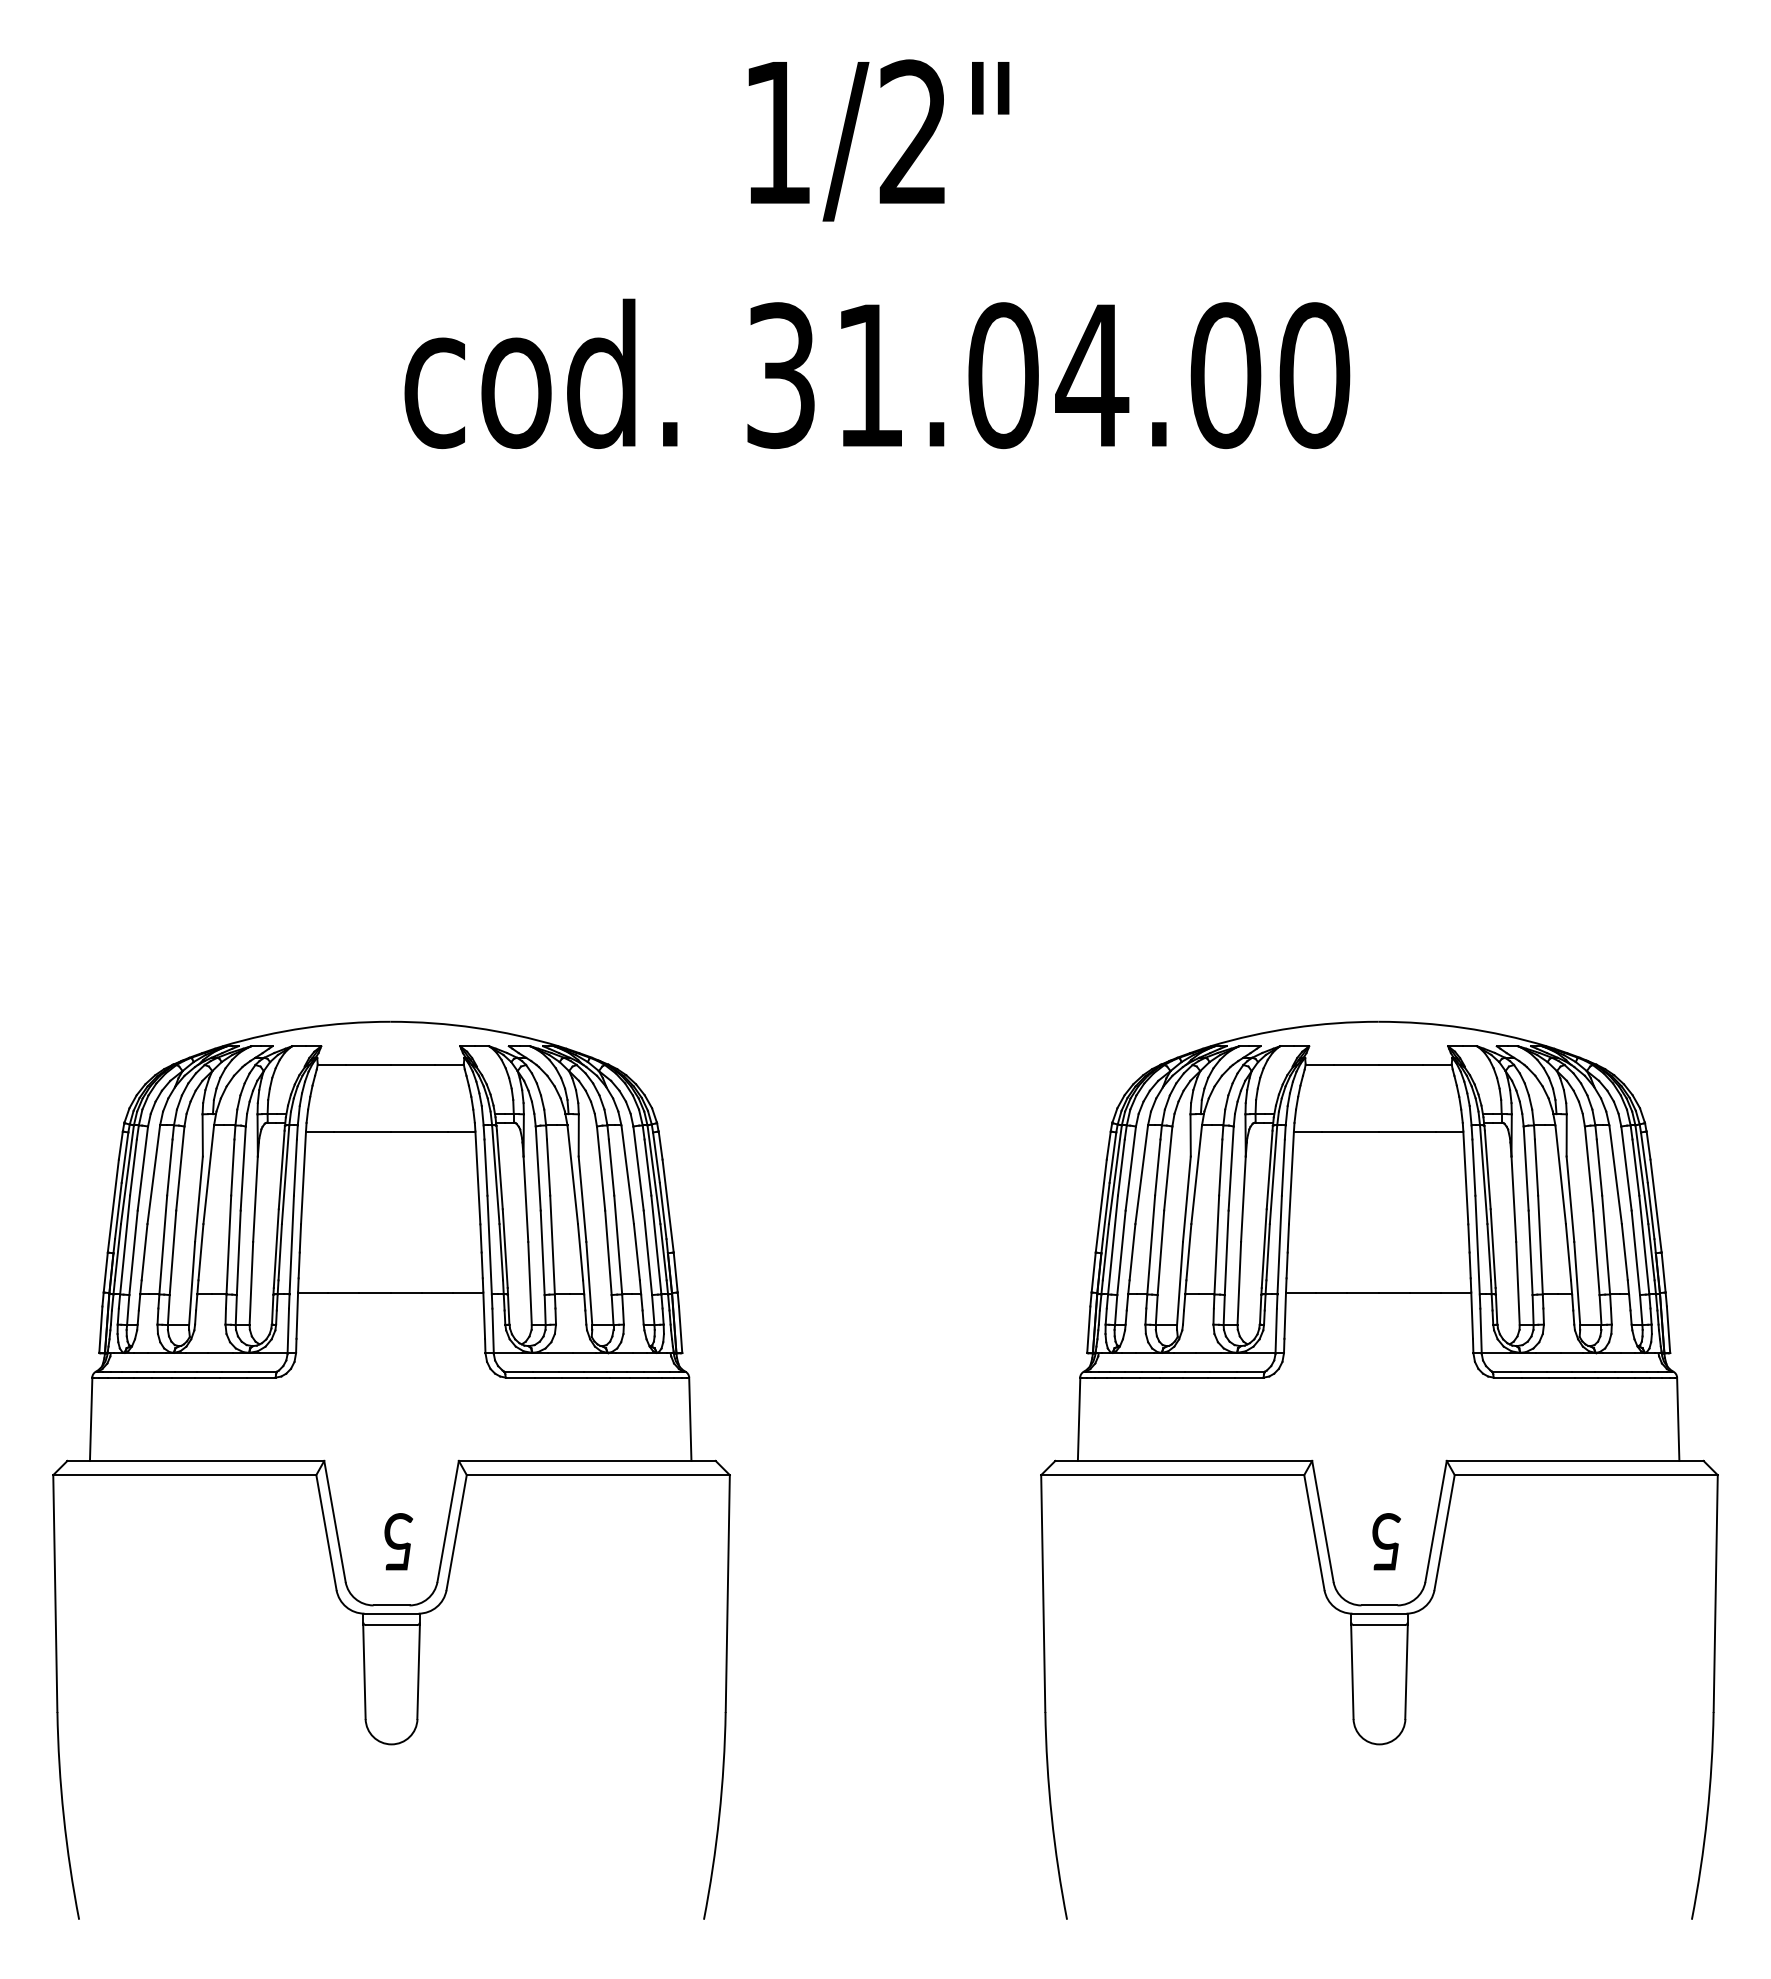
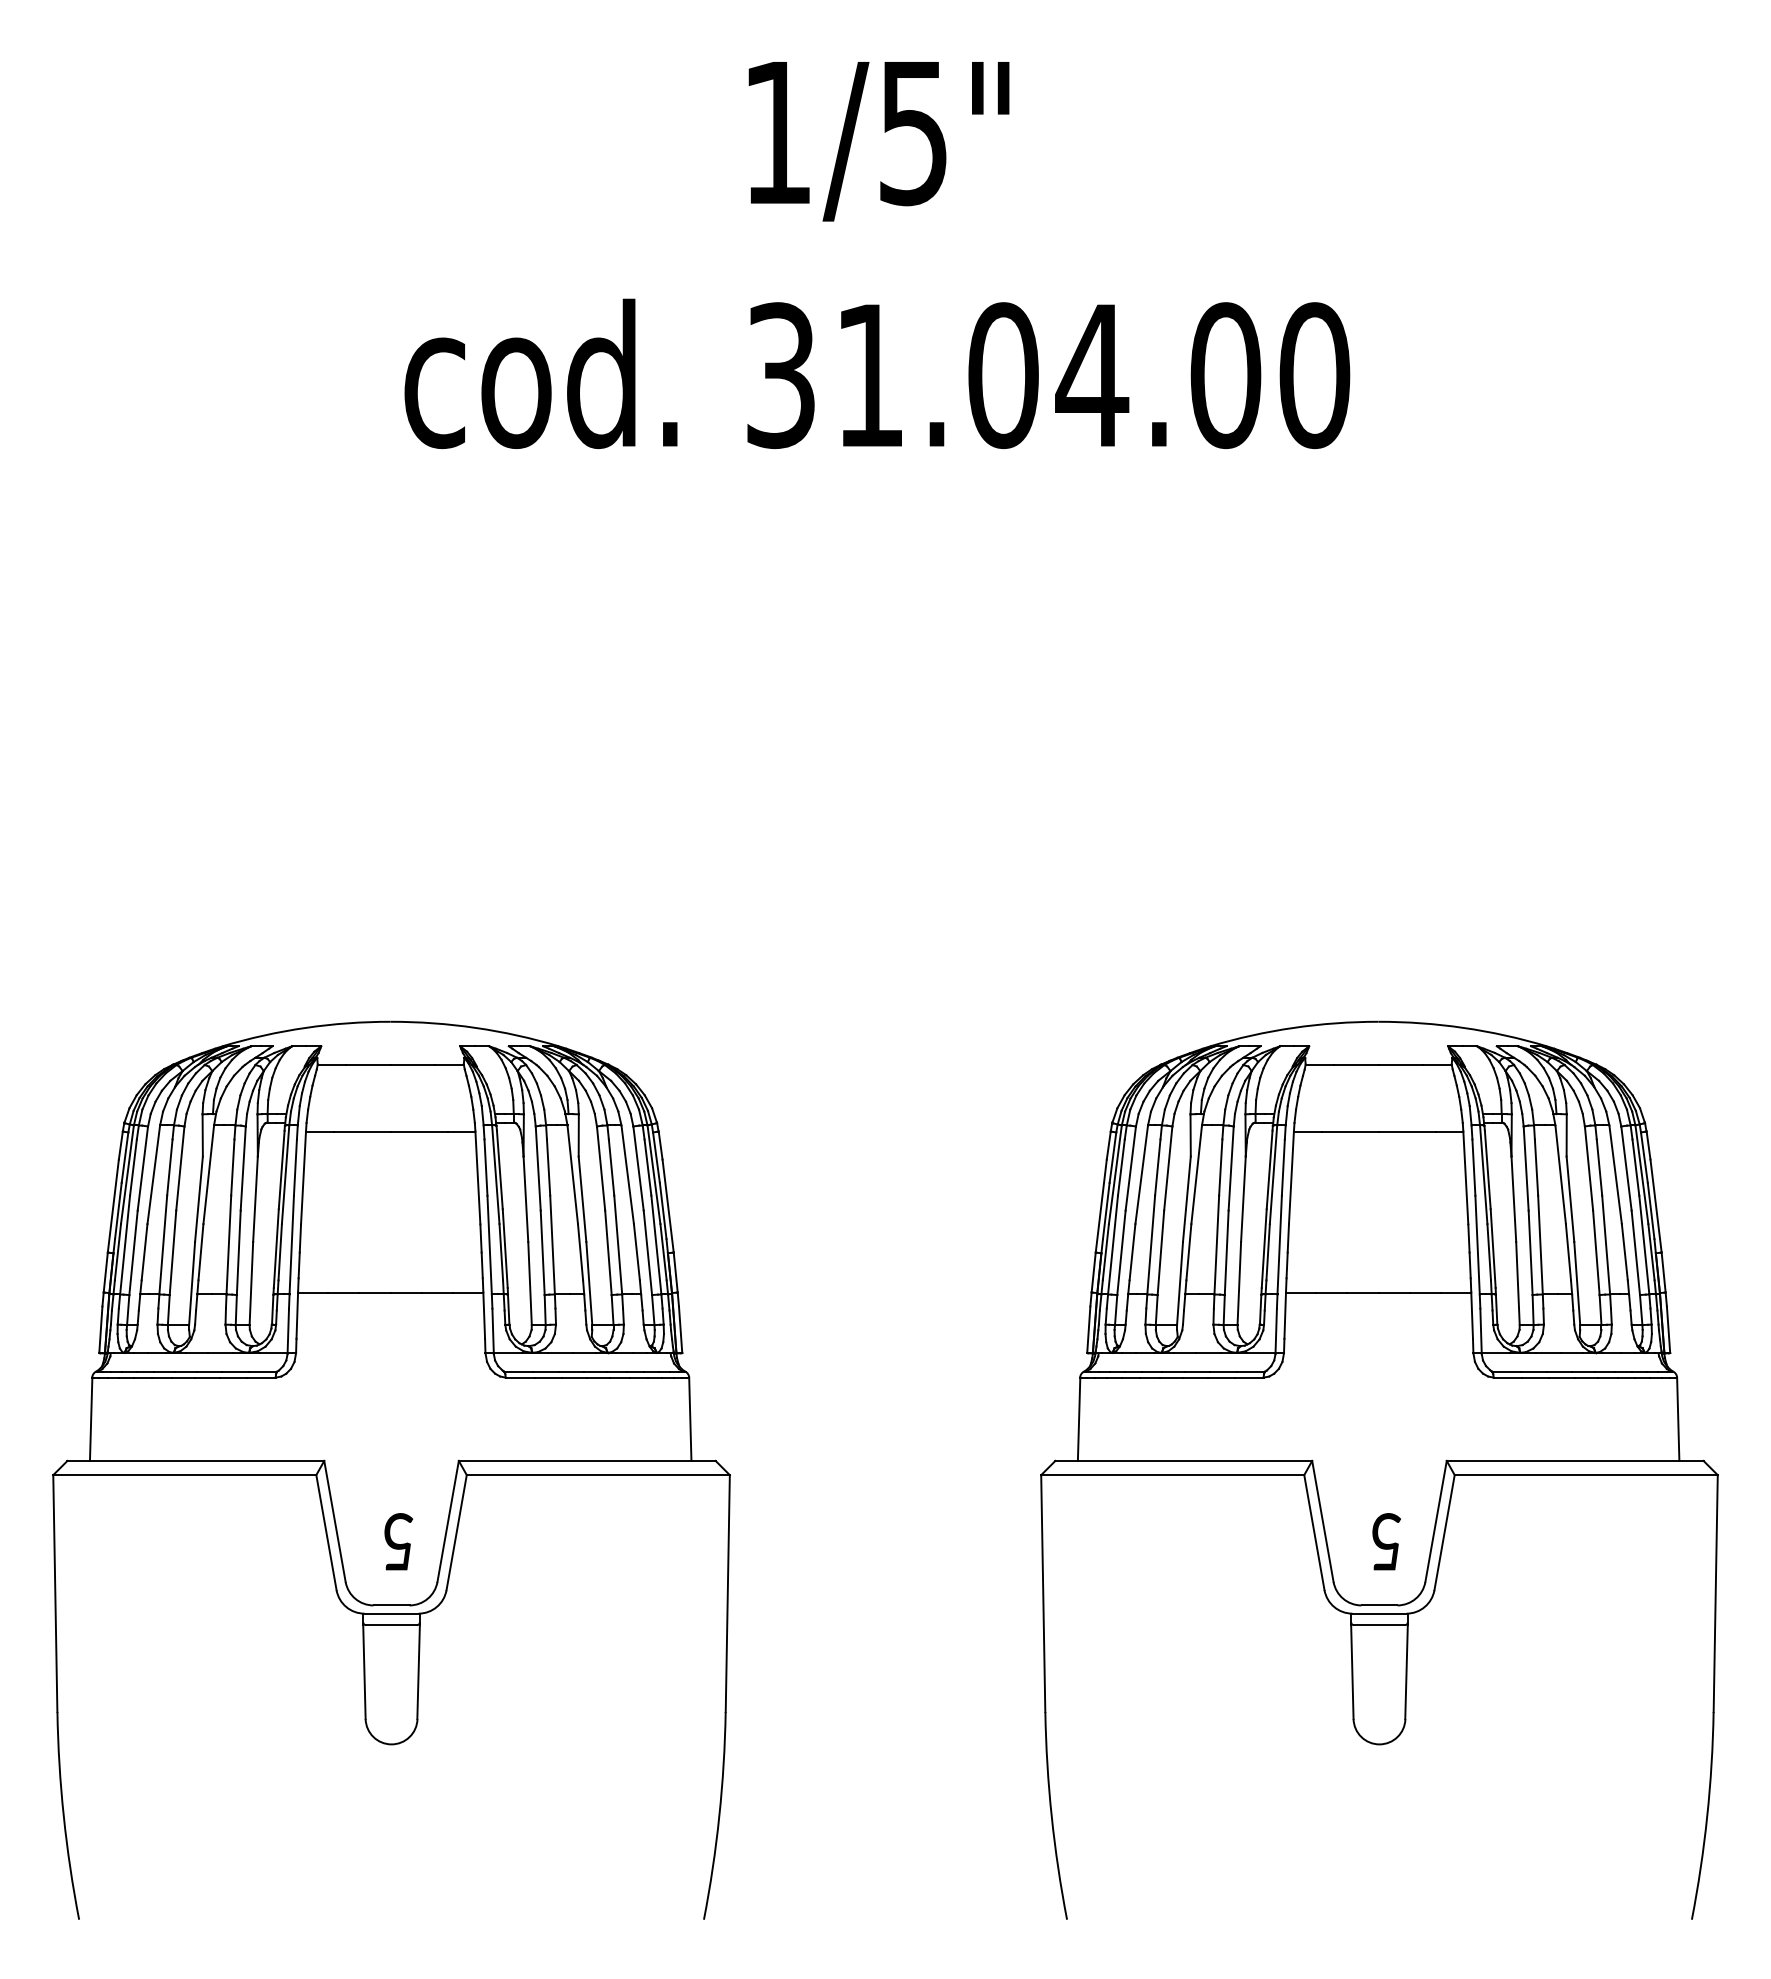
text: 1/2" -> 1/5" (912, 132)
